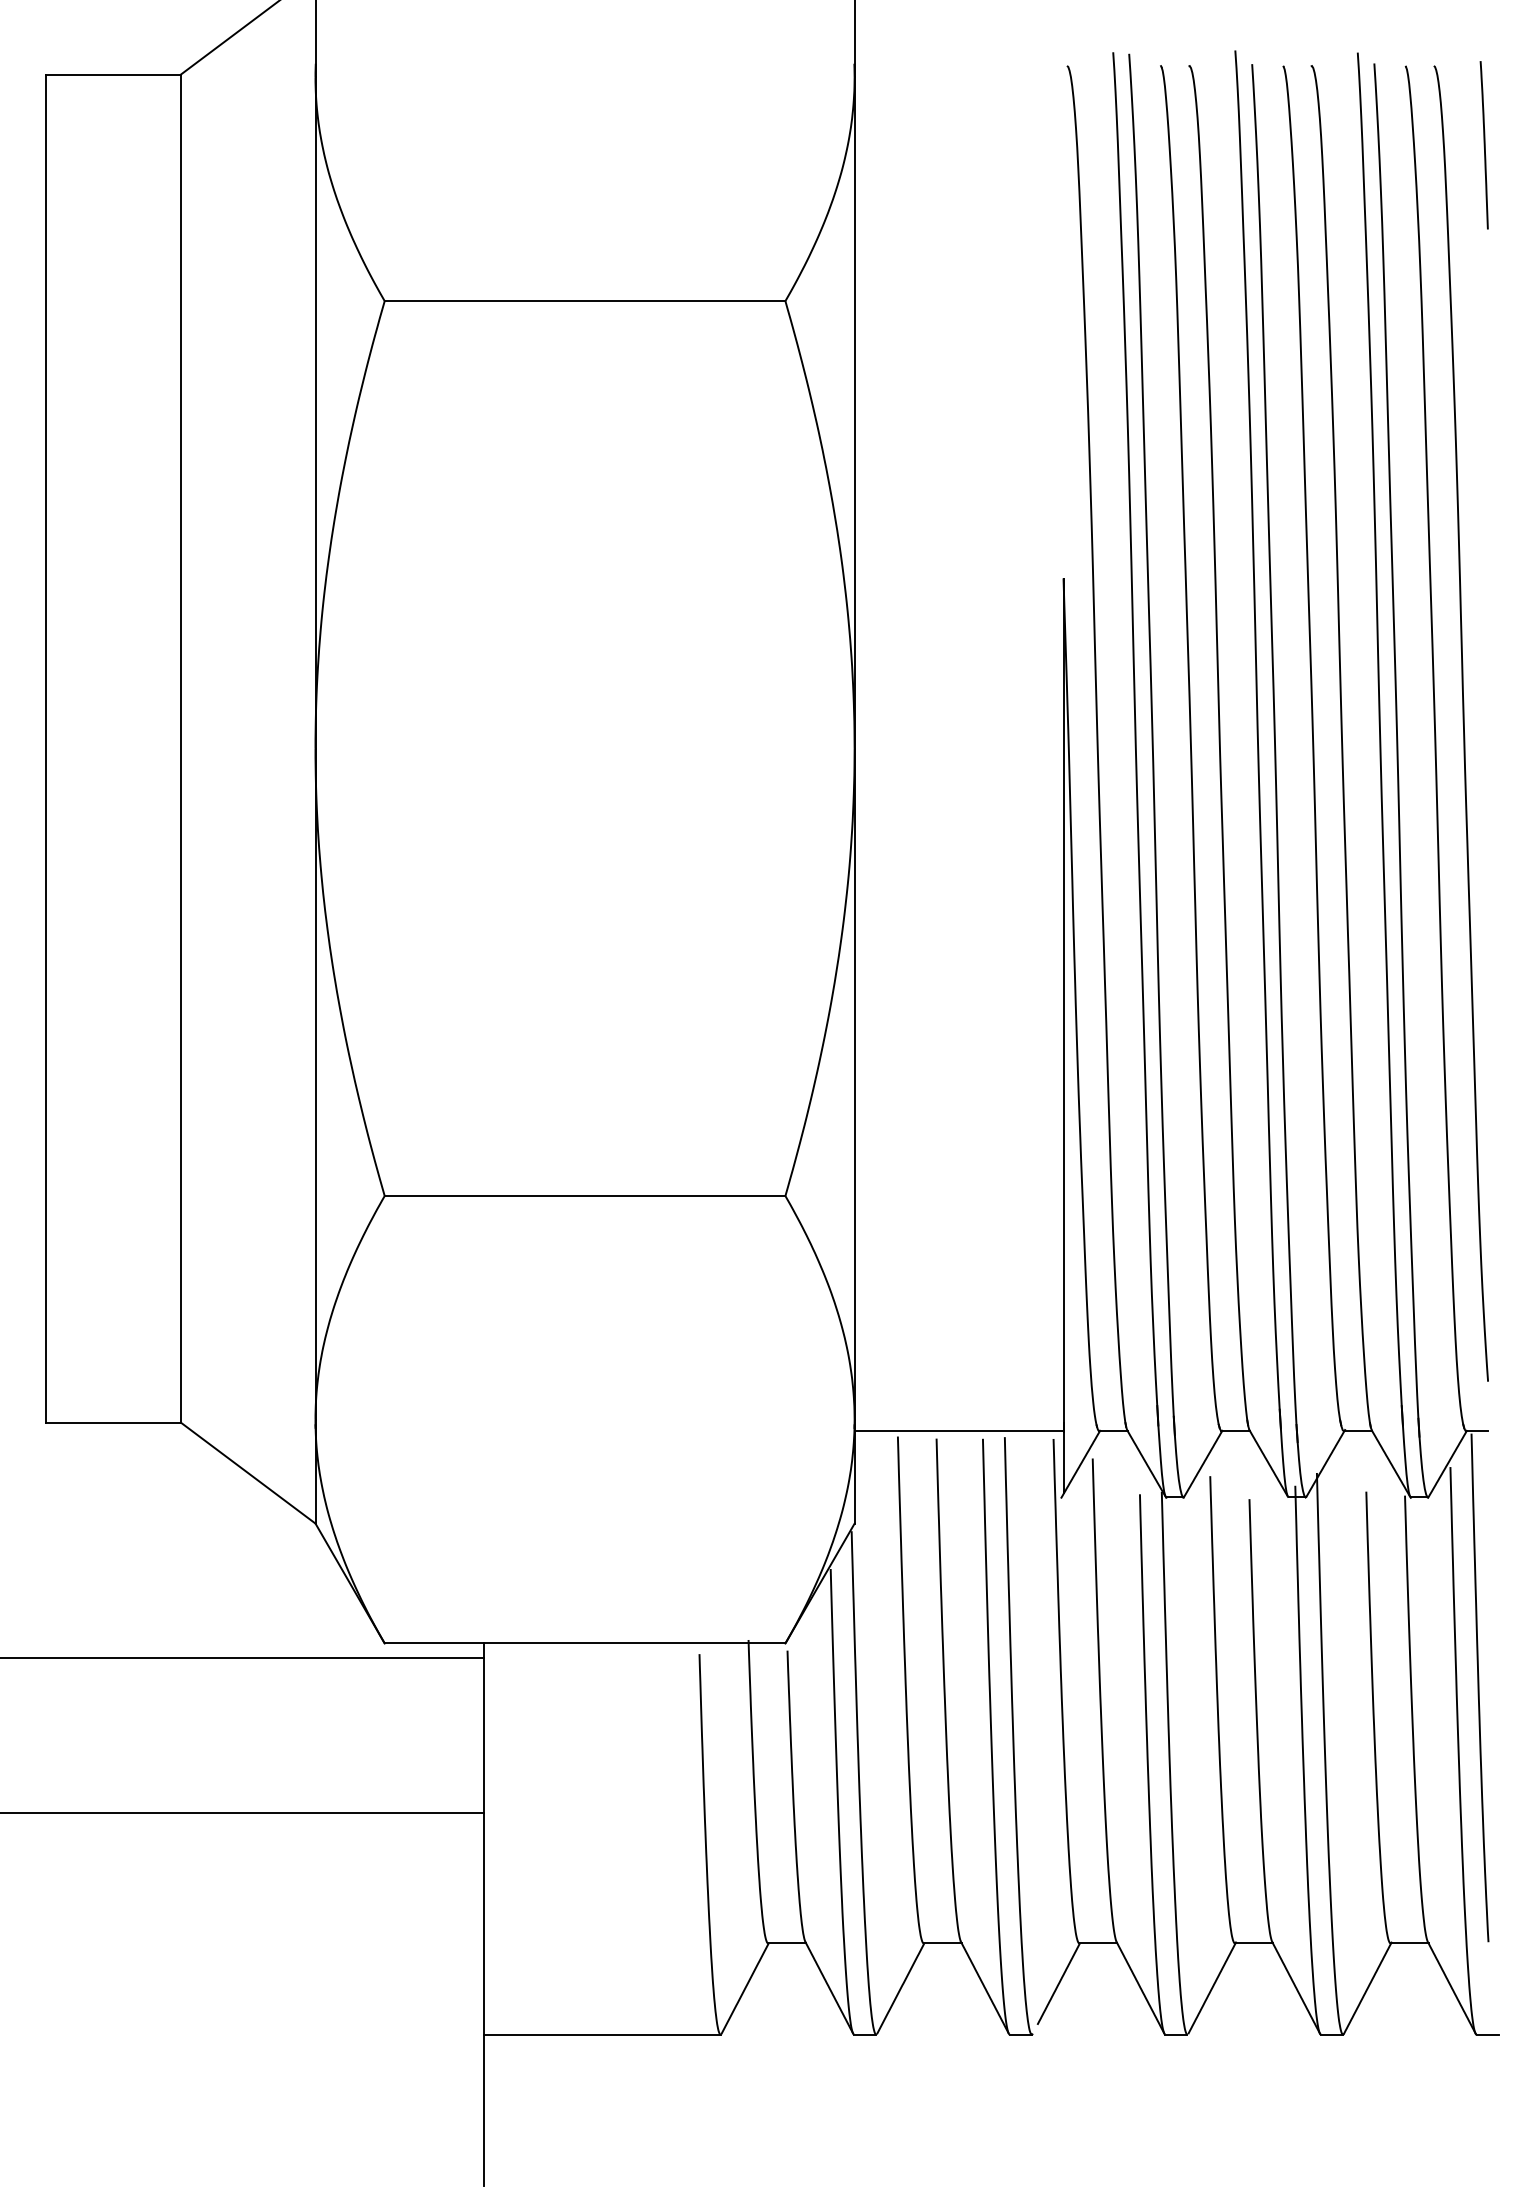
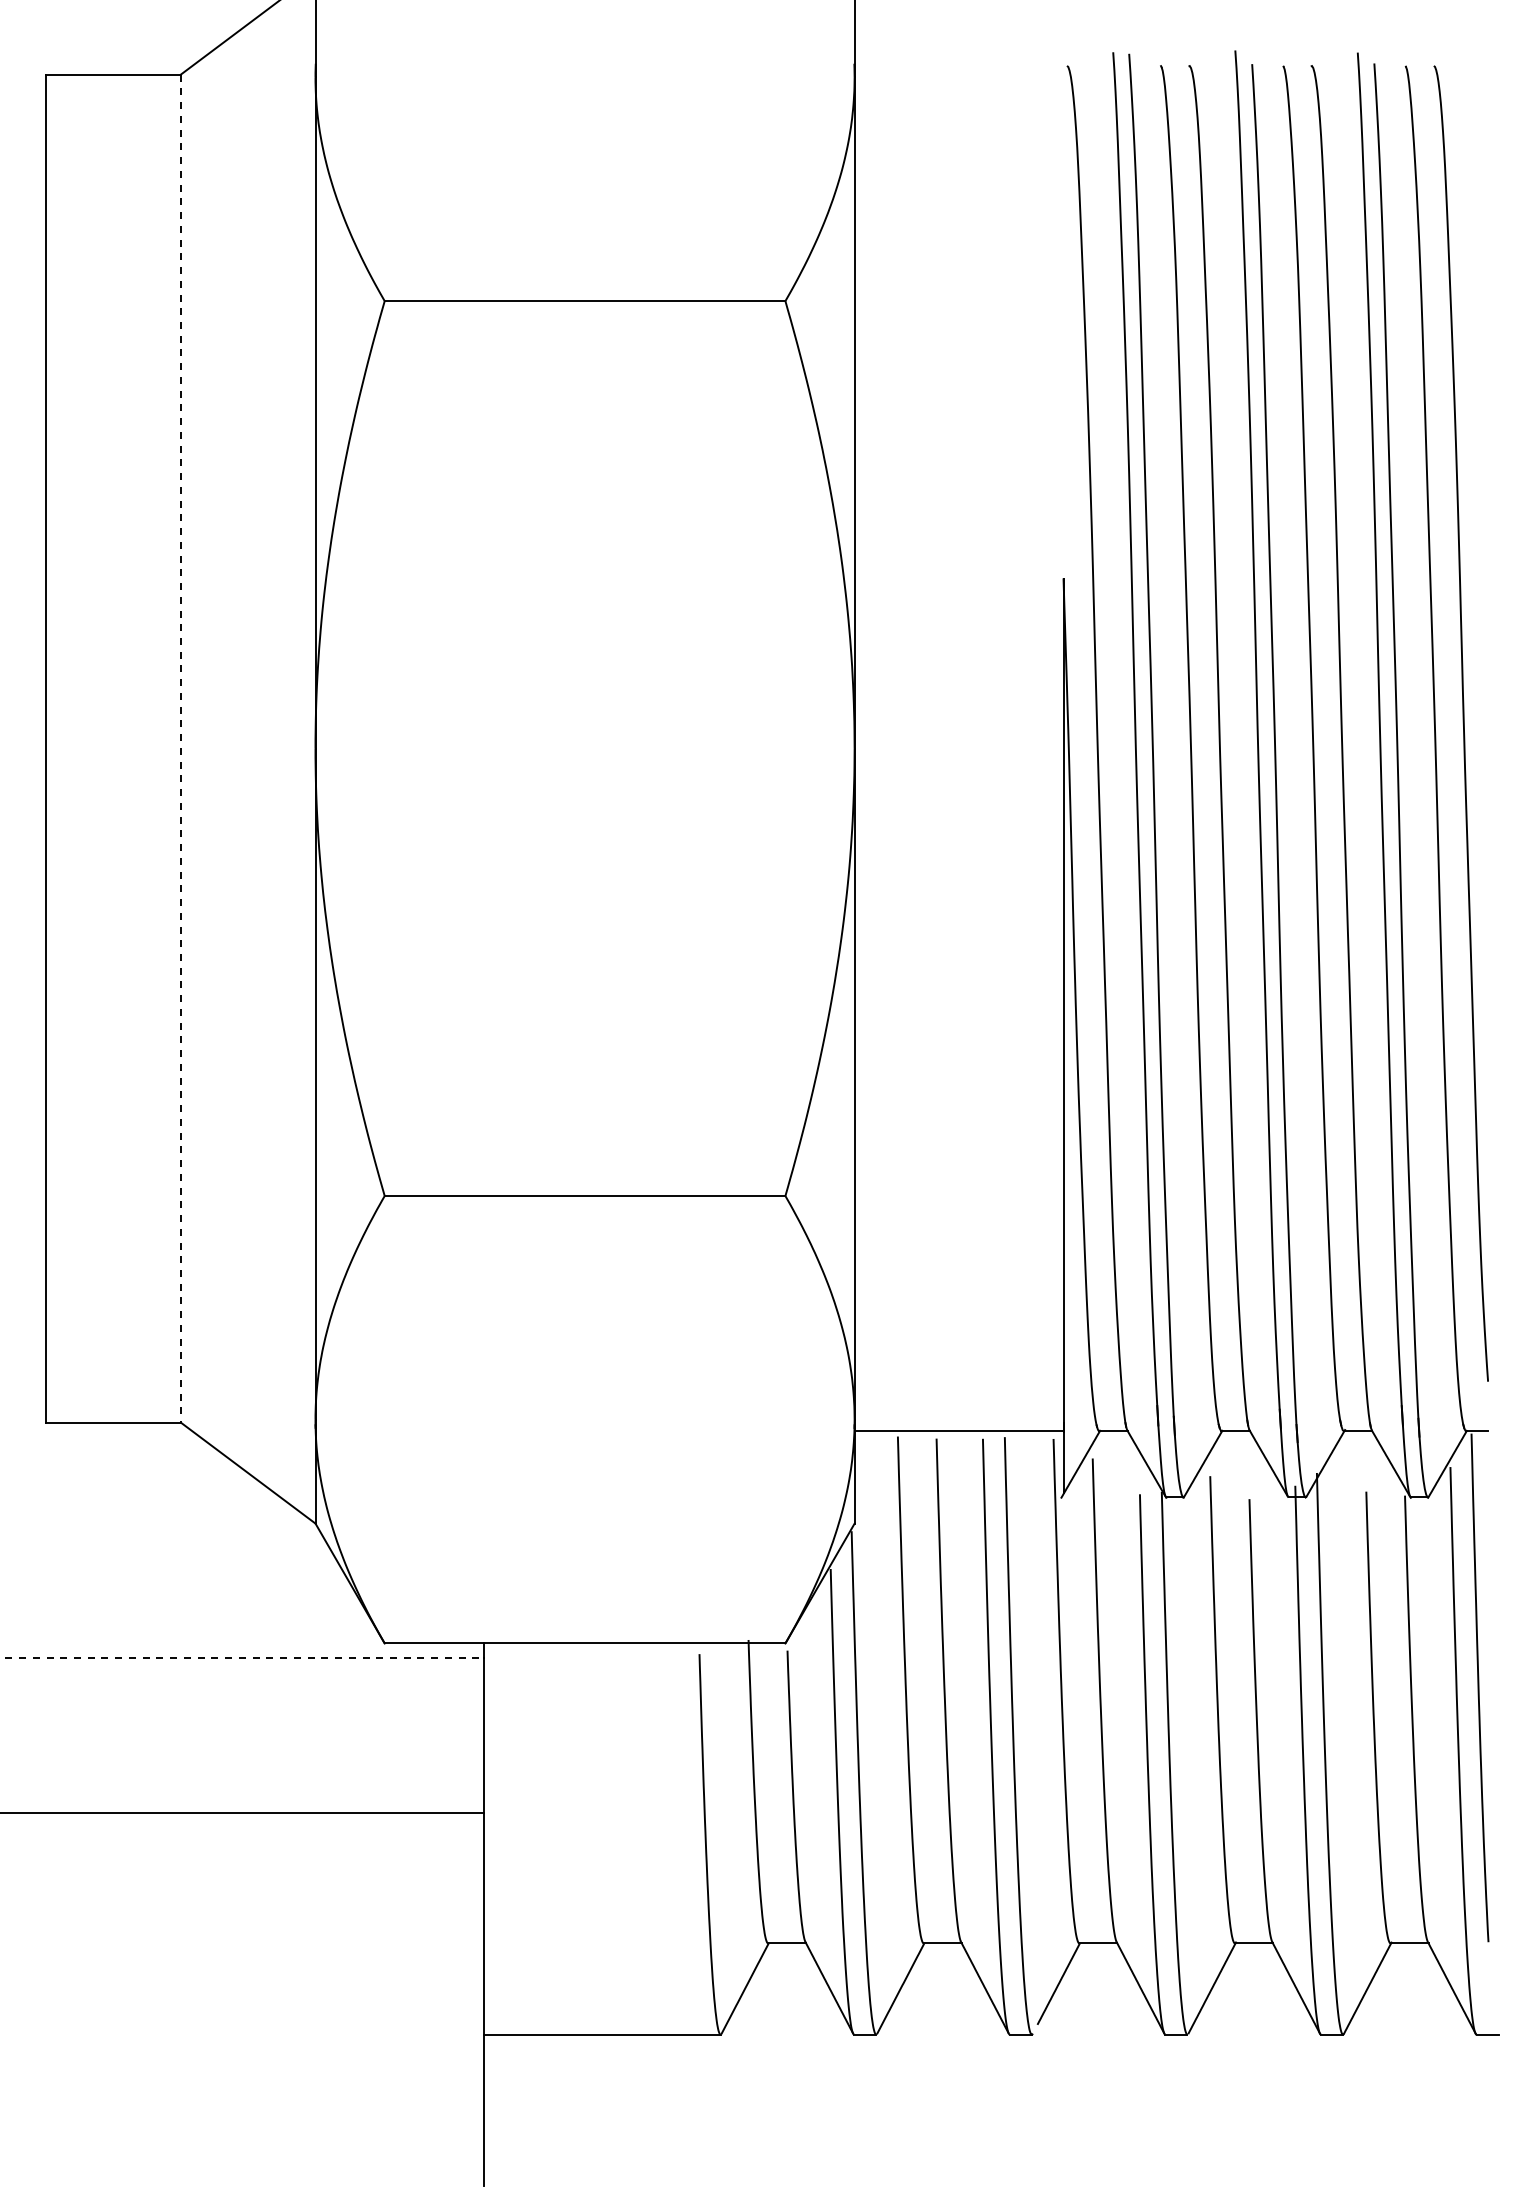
line: present -> none (1483, 145)
line: solid -> dashed (180, 748)
line: solid -> dashed (242, 1658)
